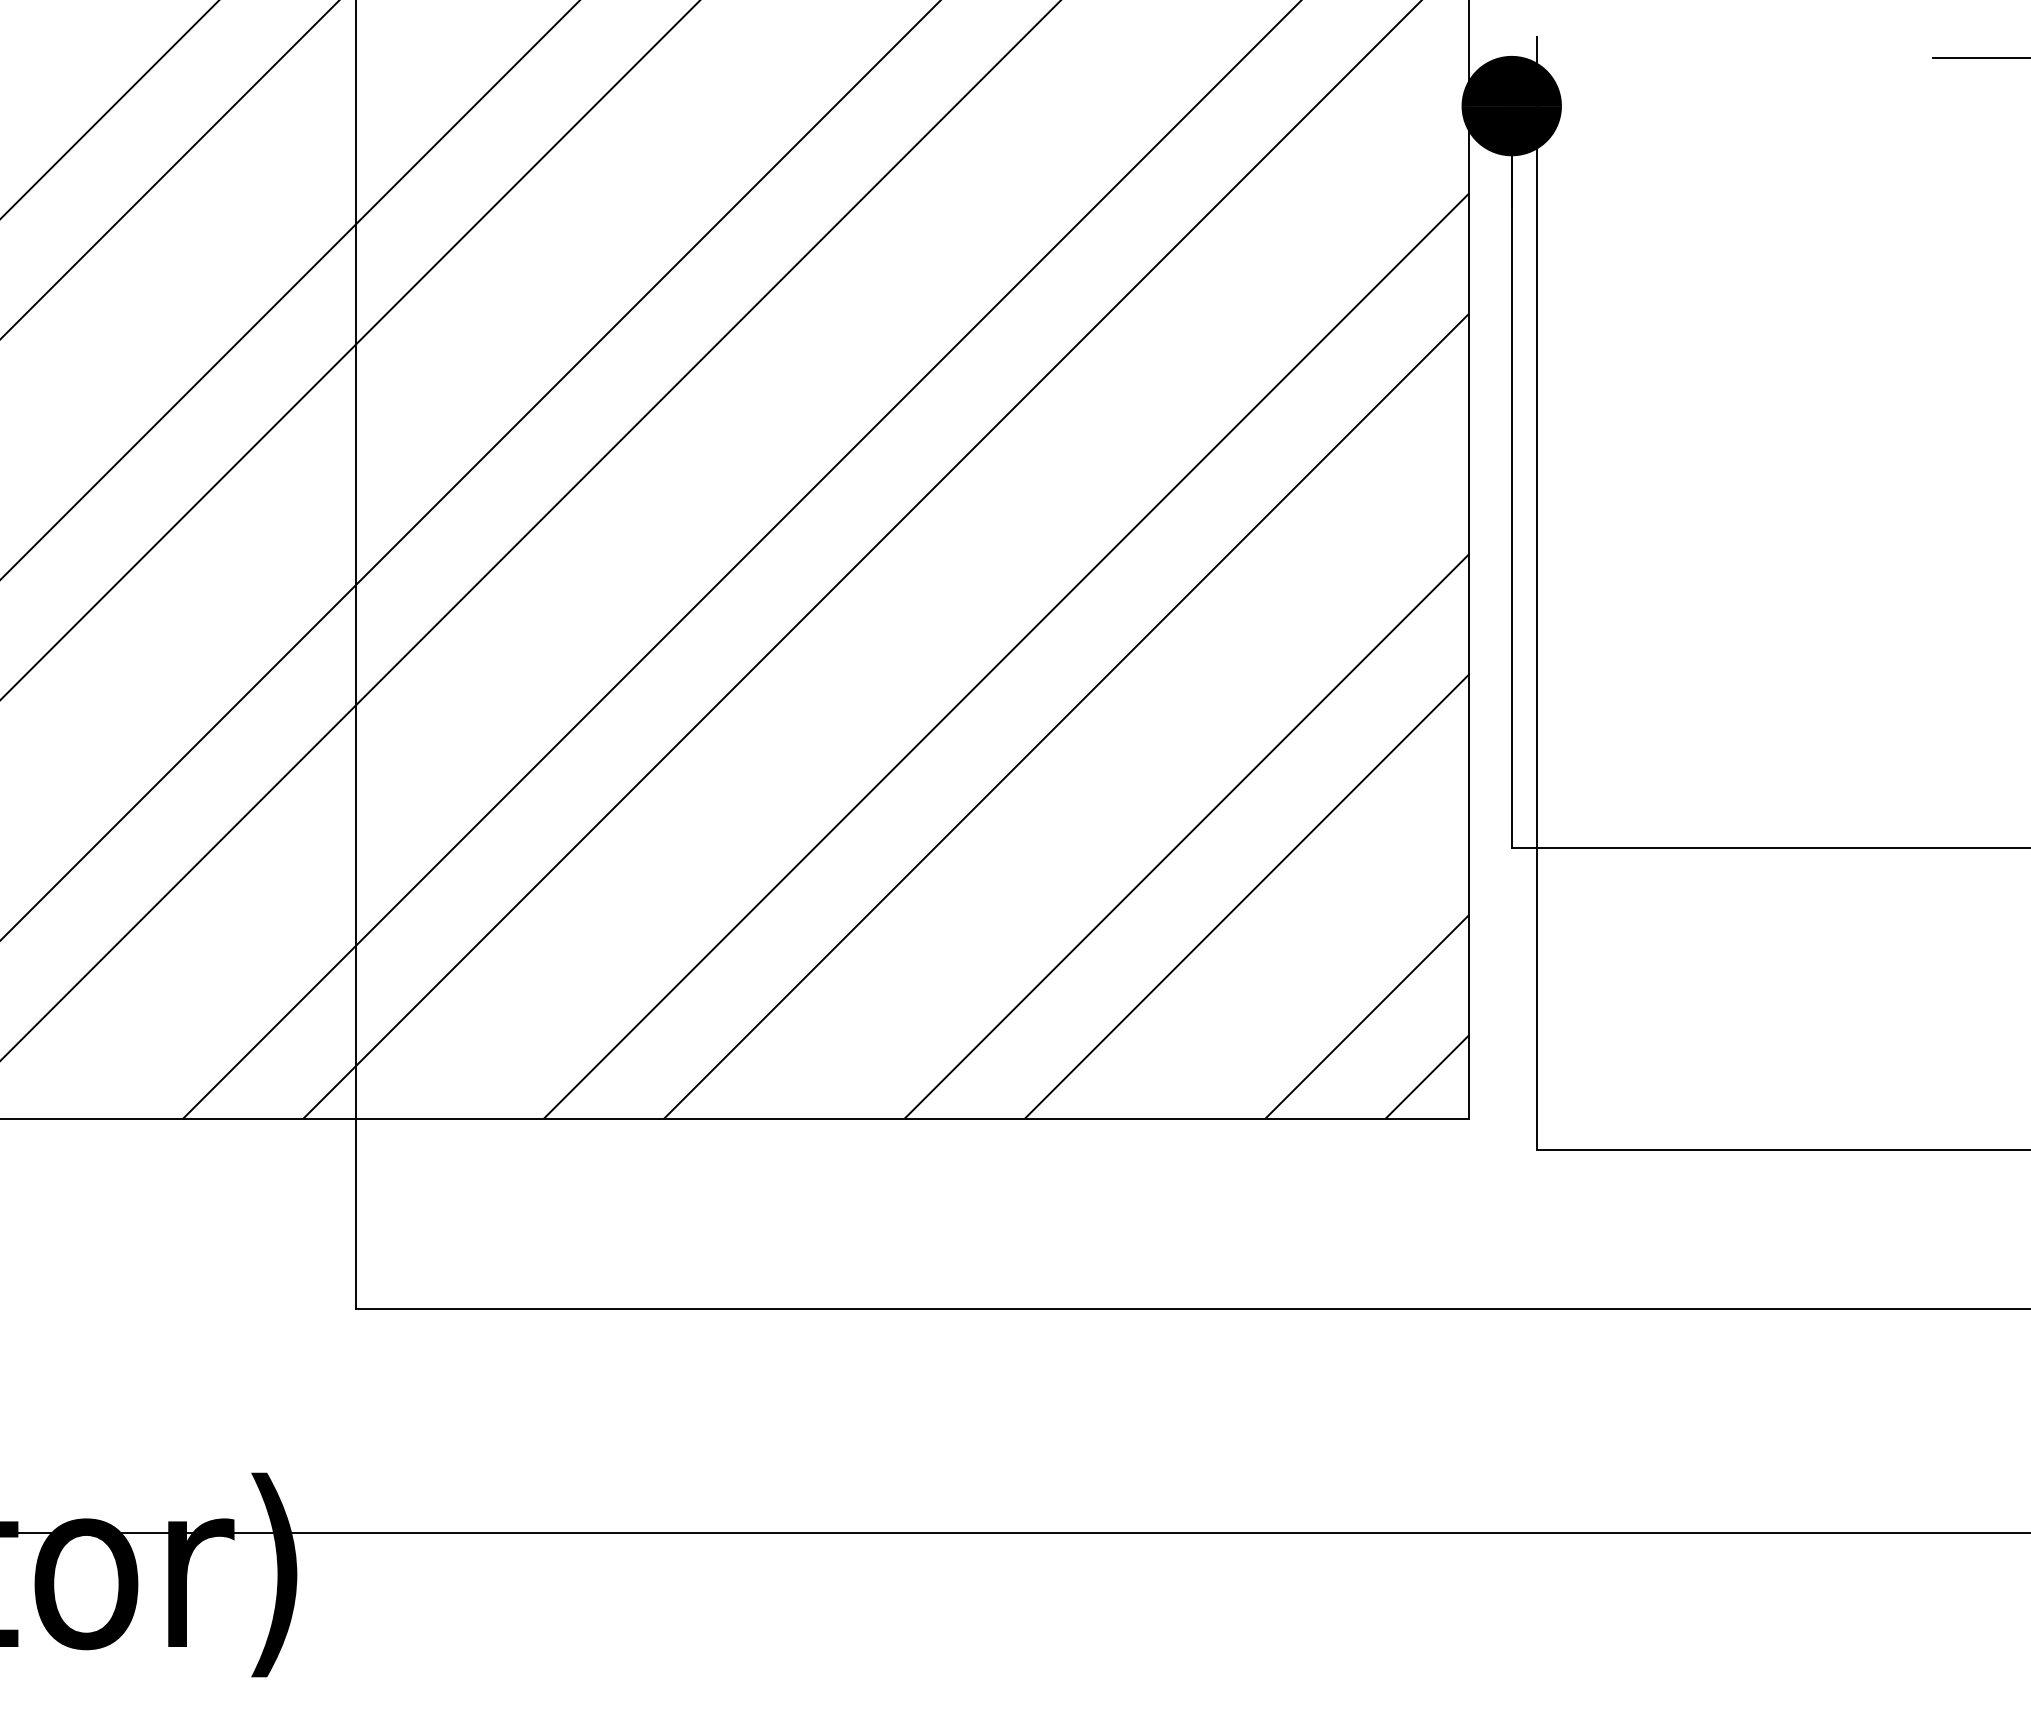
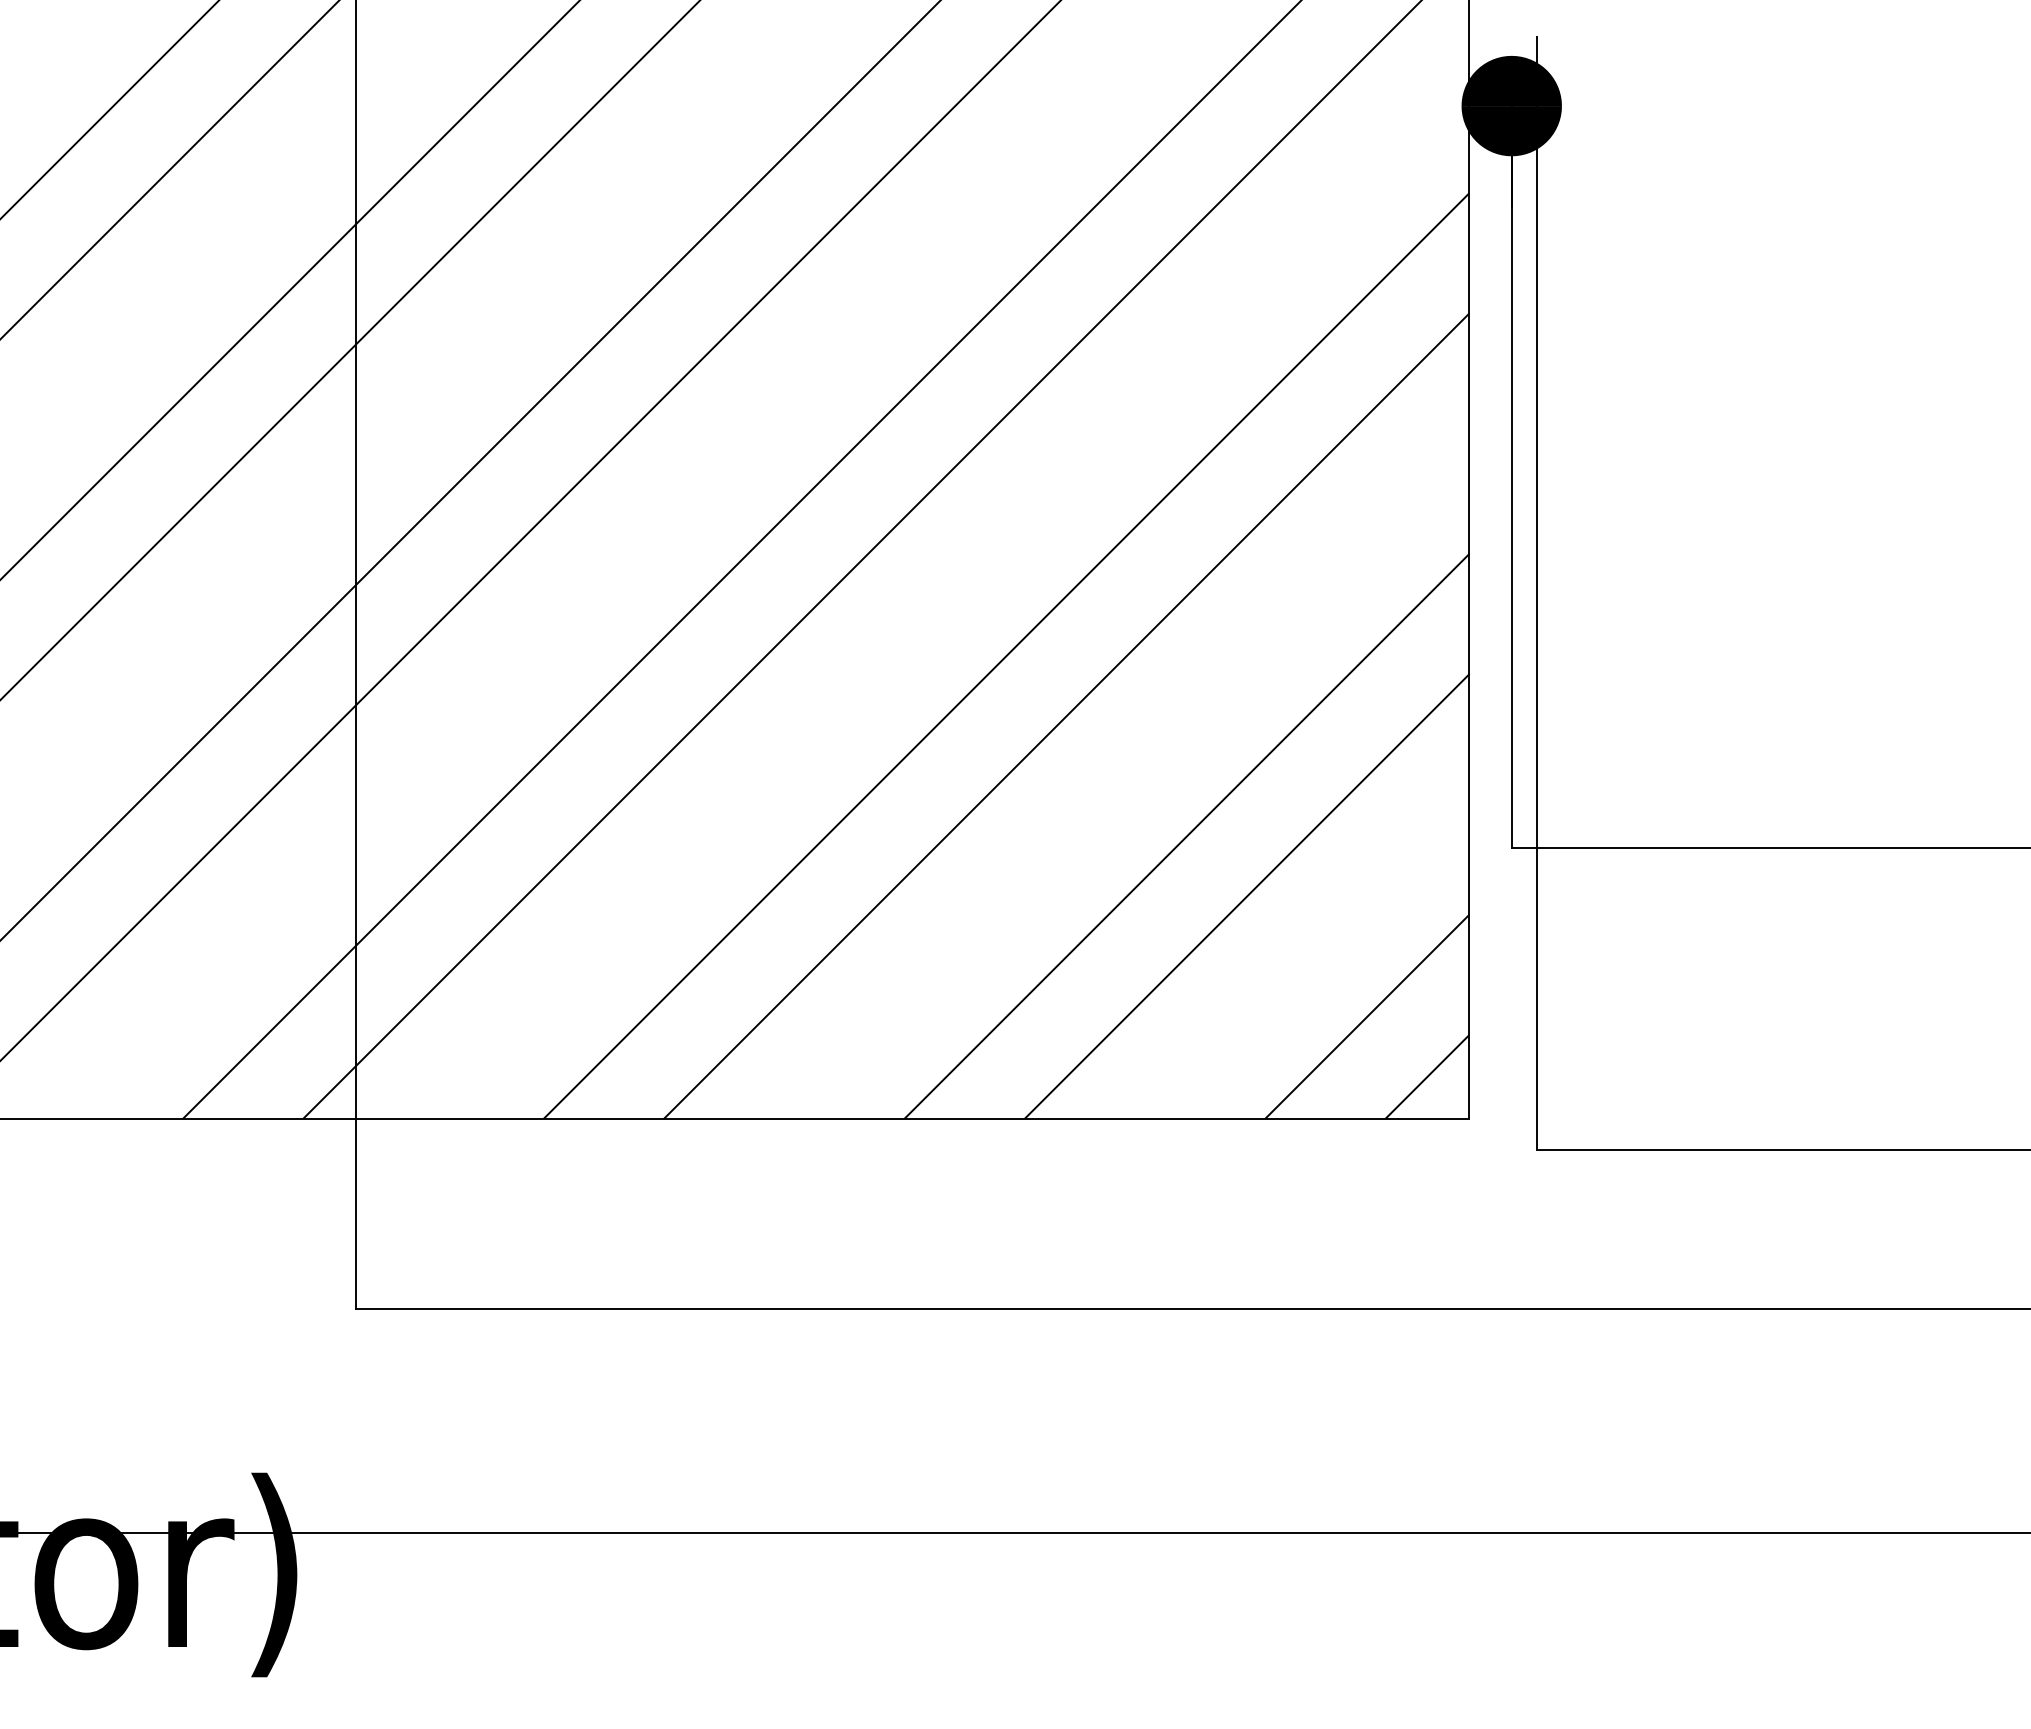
line: present -> none (1979, 57)
